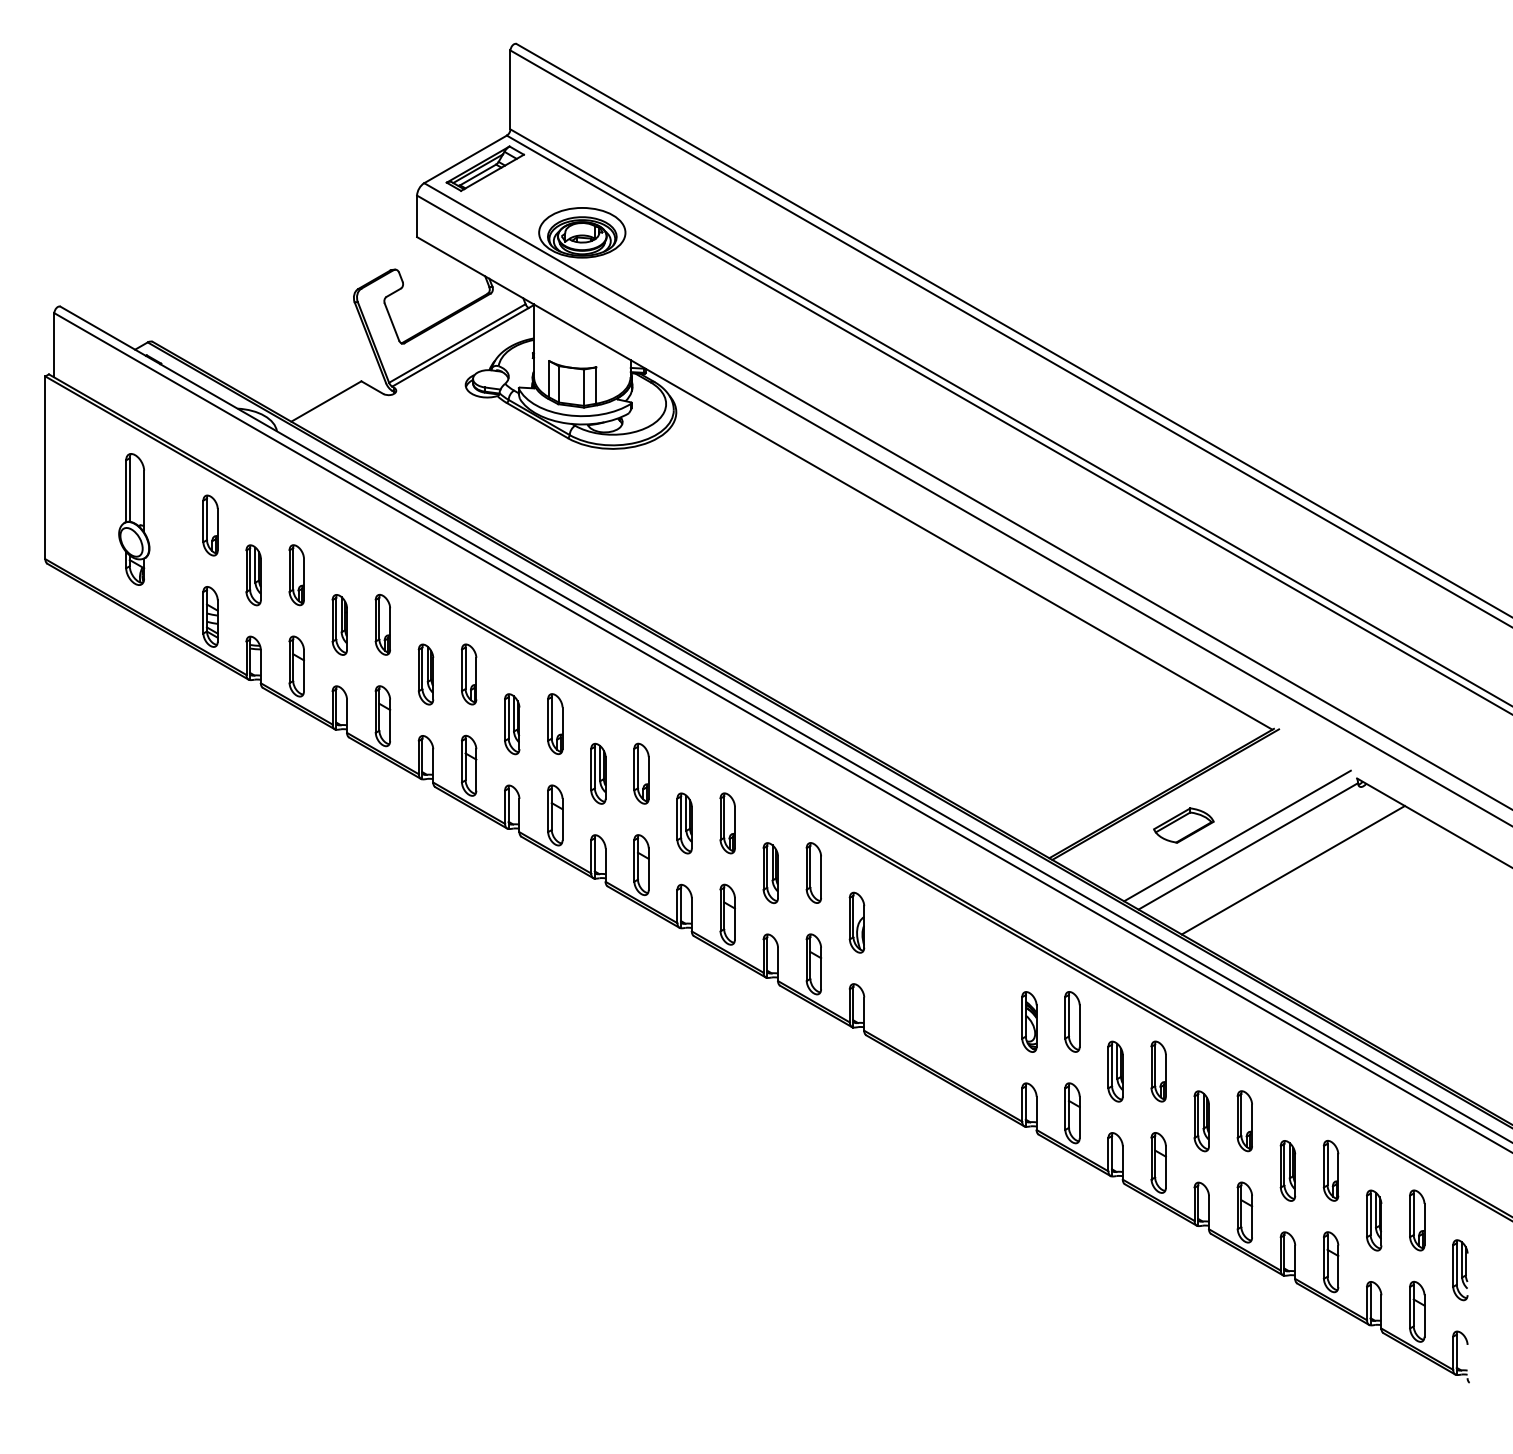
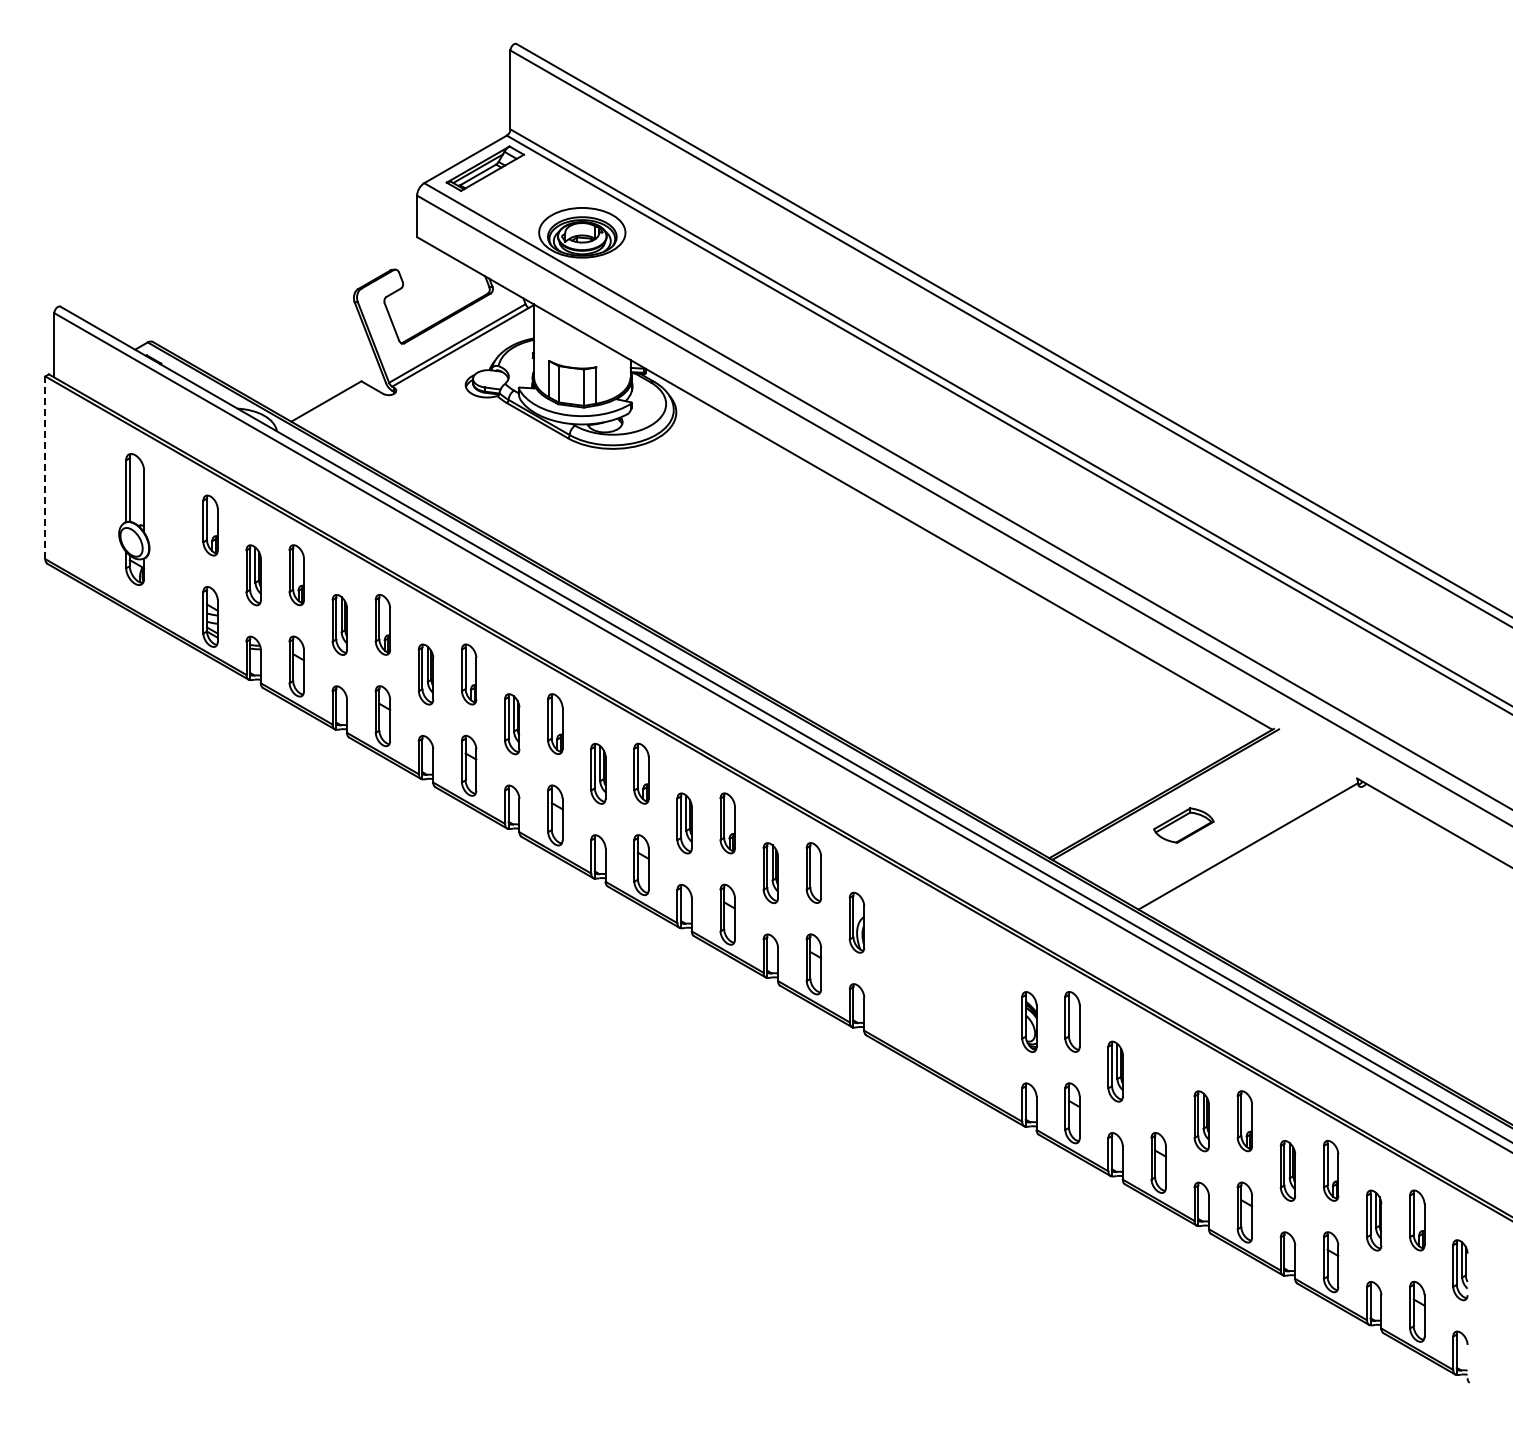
line: solid -> dashed (45, 467)
line: present -> none (1237, 835)
line: present -> none (1292, 870)
part: present -> none (1158, 1071)
